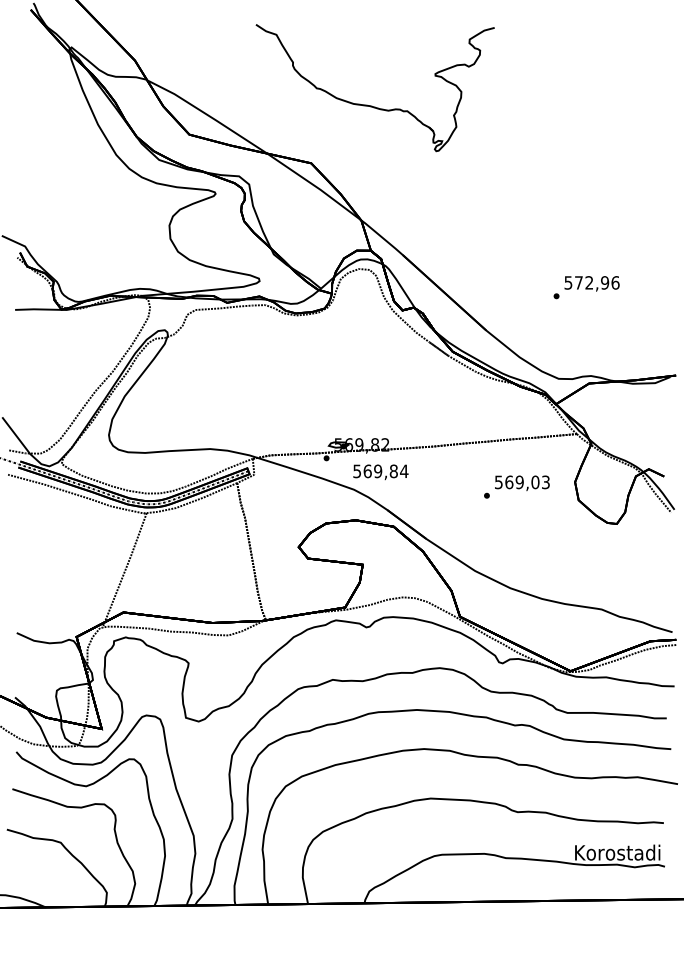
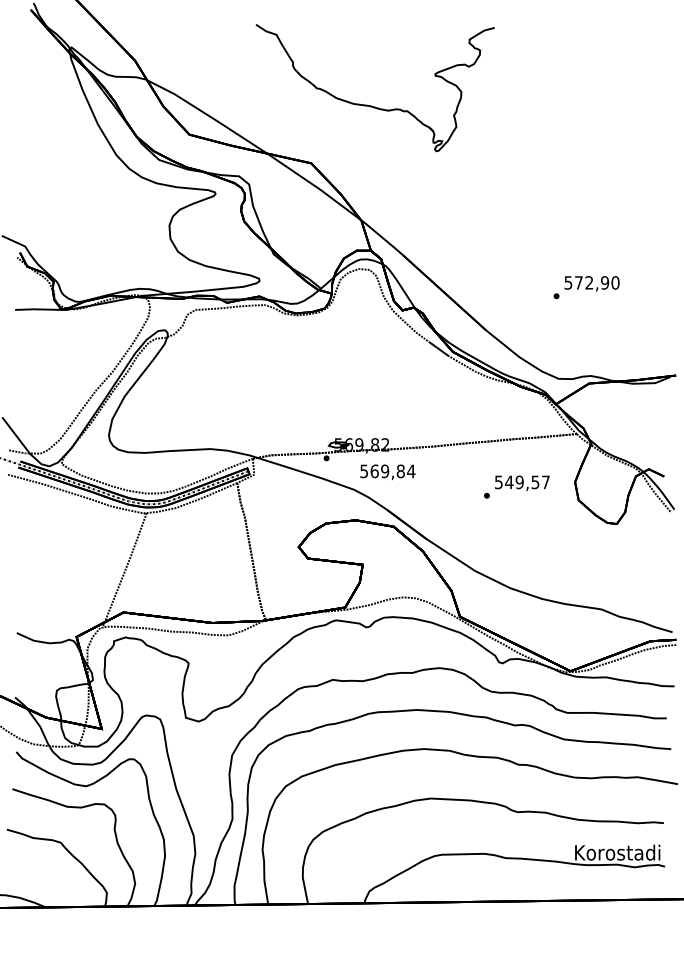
text: 572,96 -> 572,90 (615, 282)
text position: (380, 472) -> (387, 472) (387, 472)
text: 569,03 -> 549,57 (527, 482)
